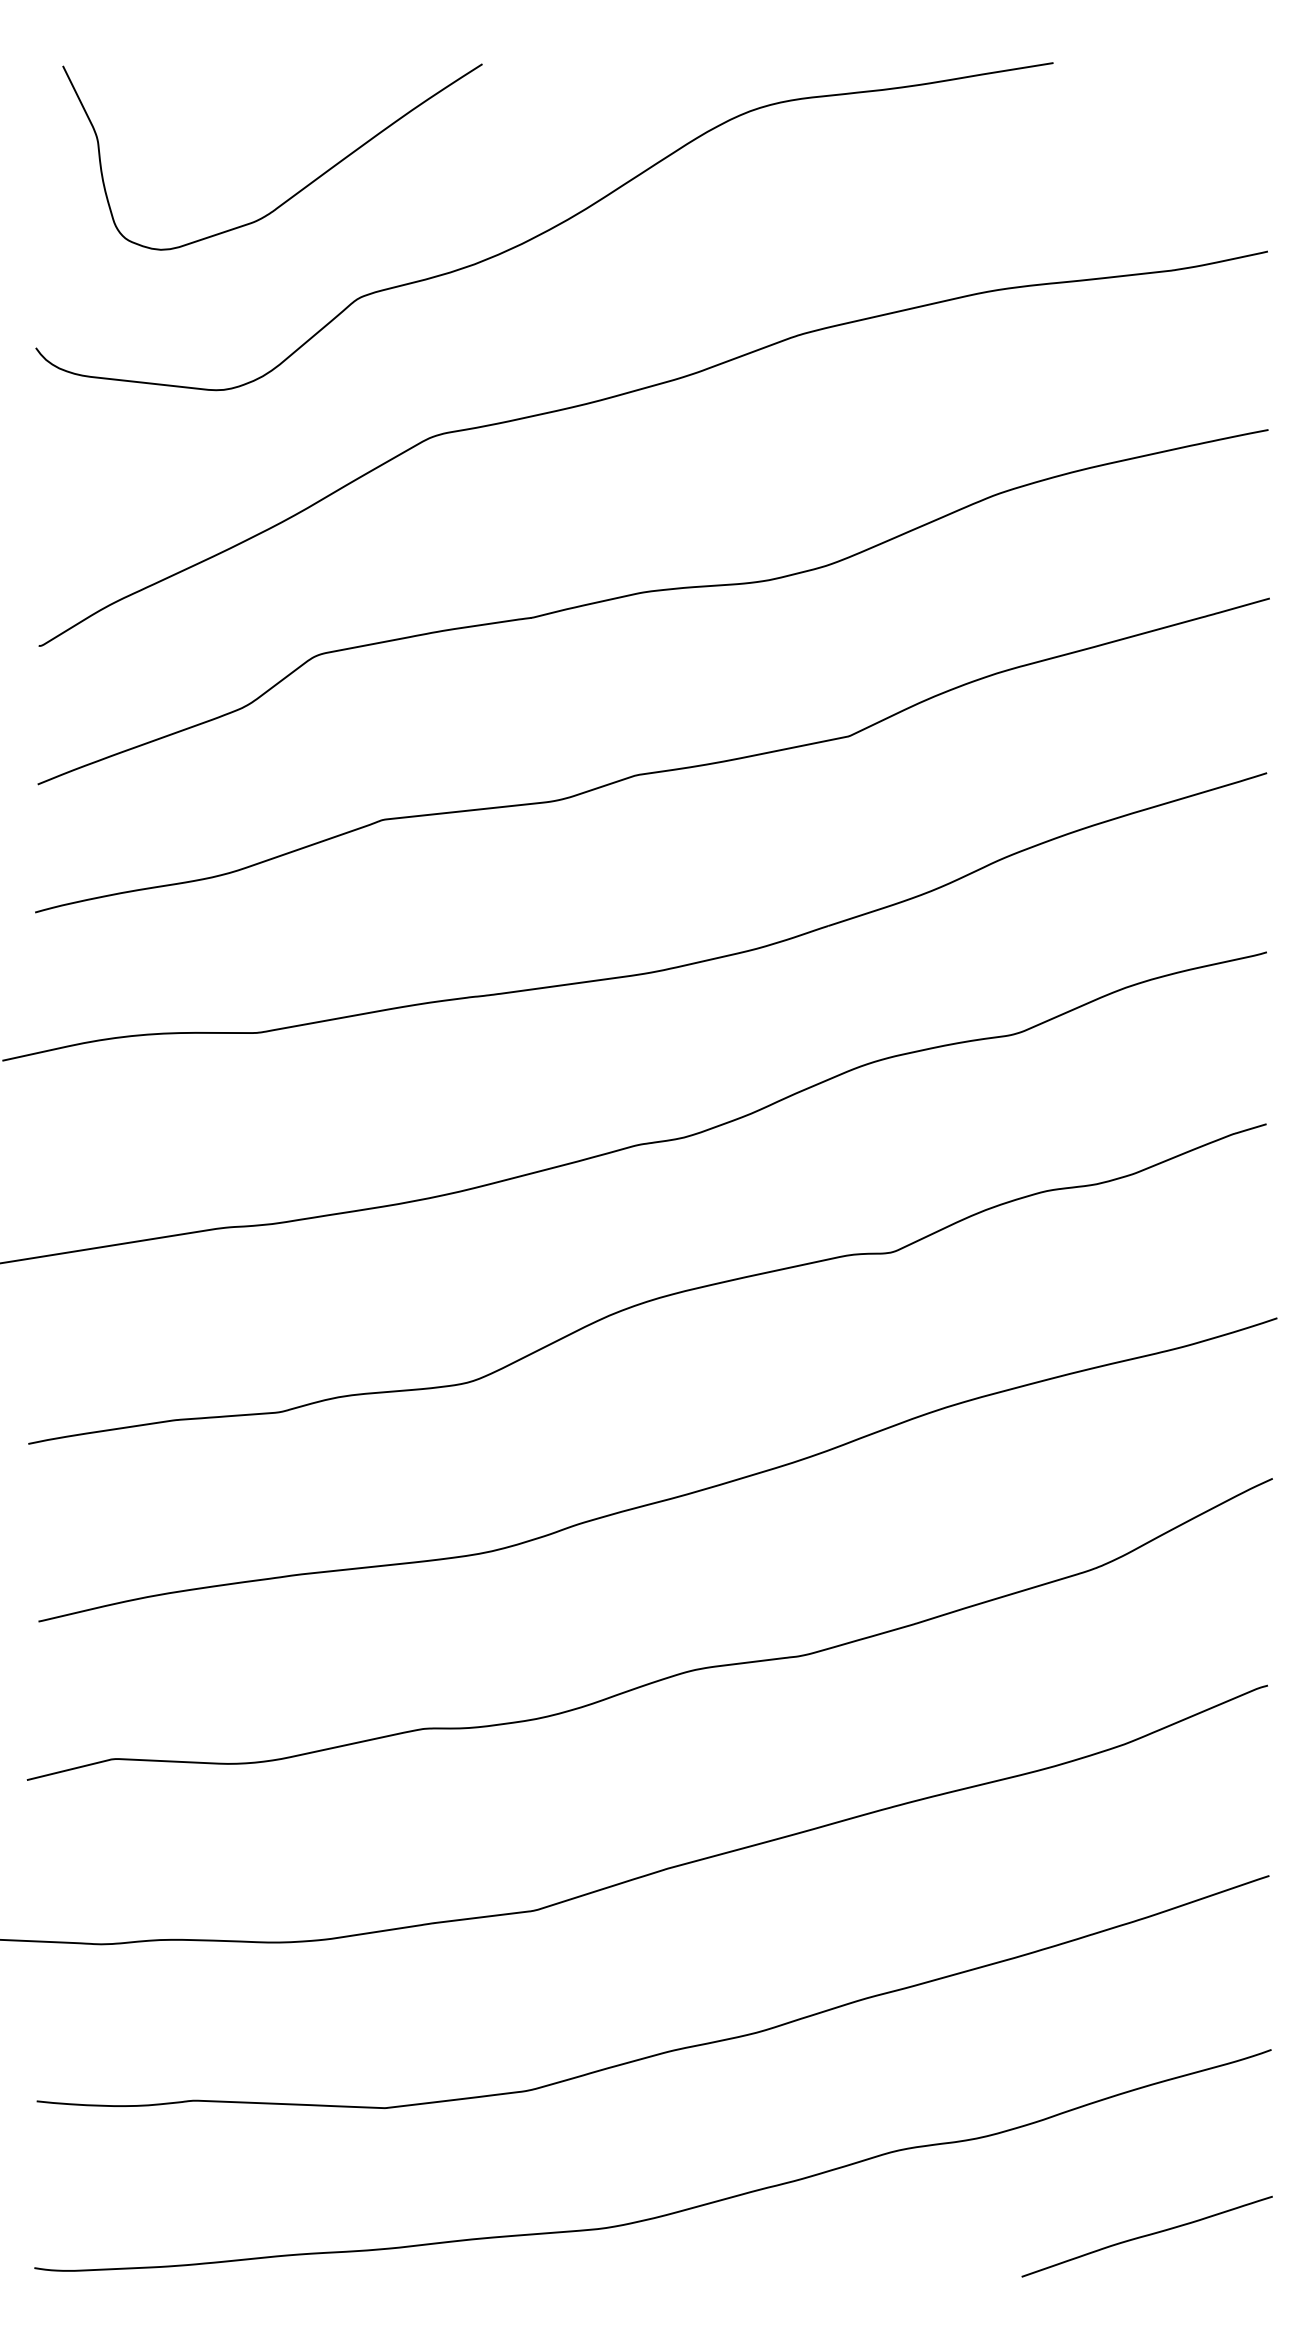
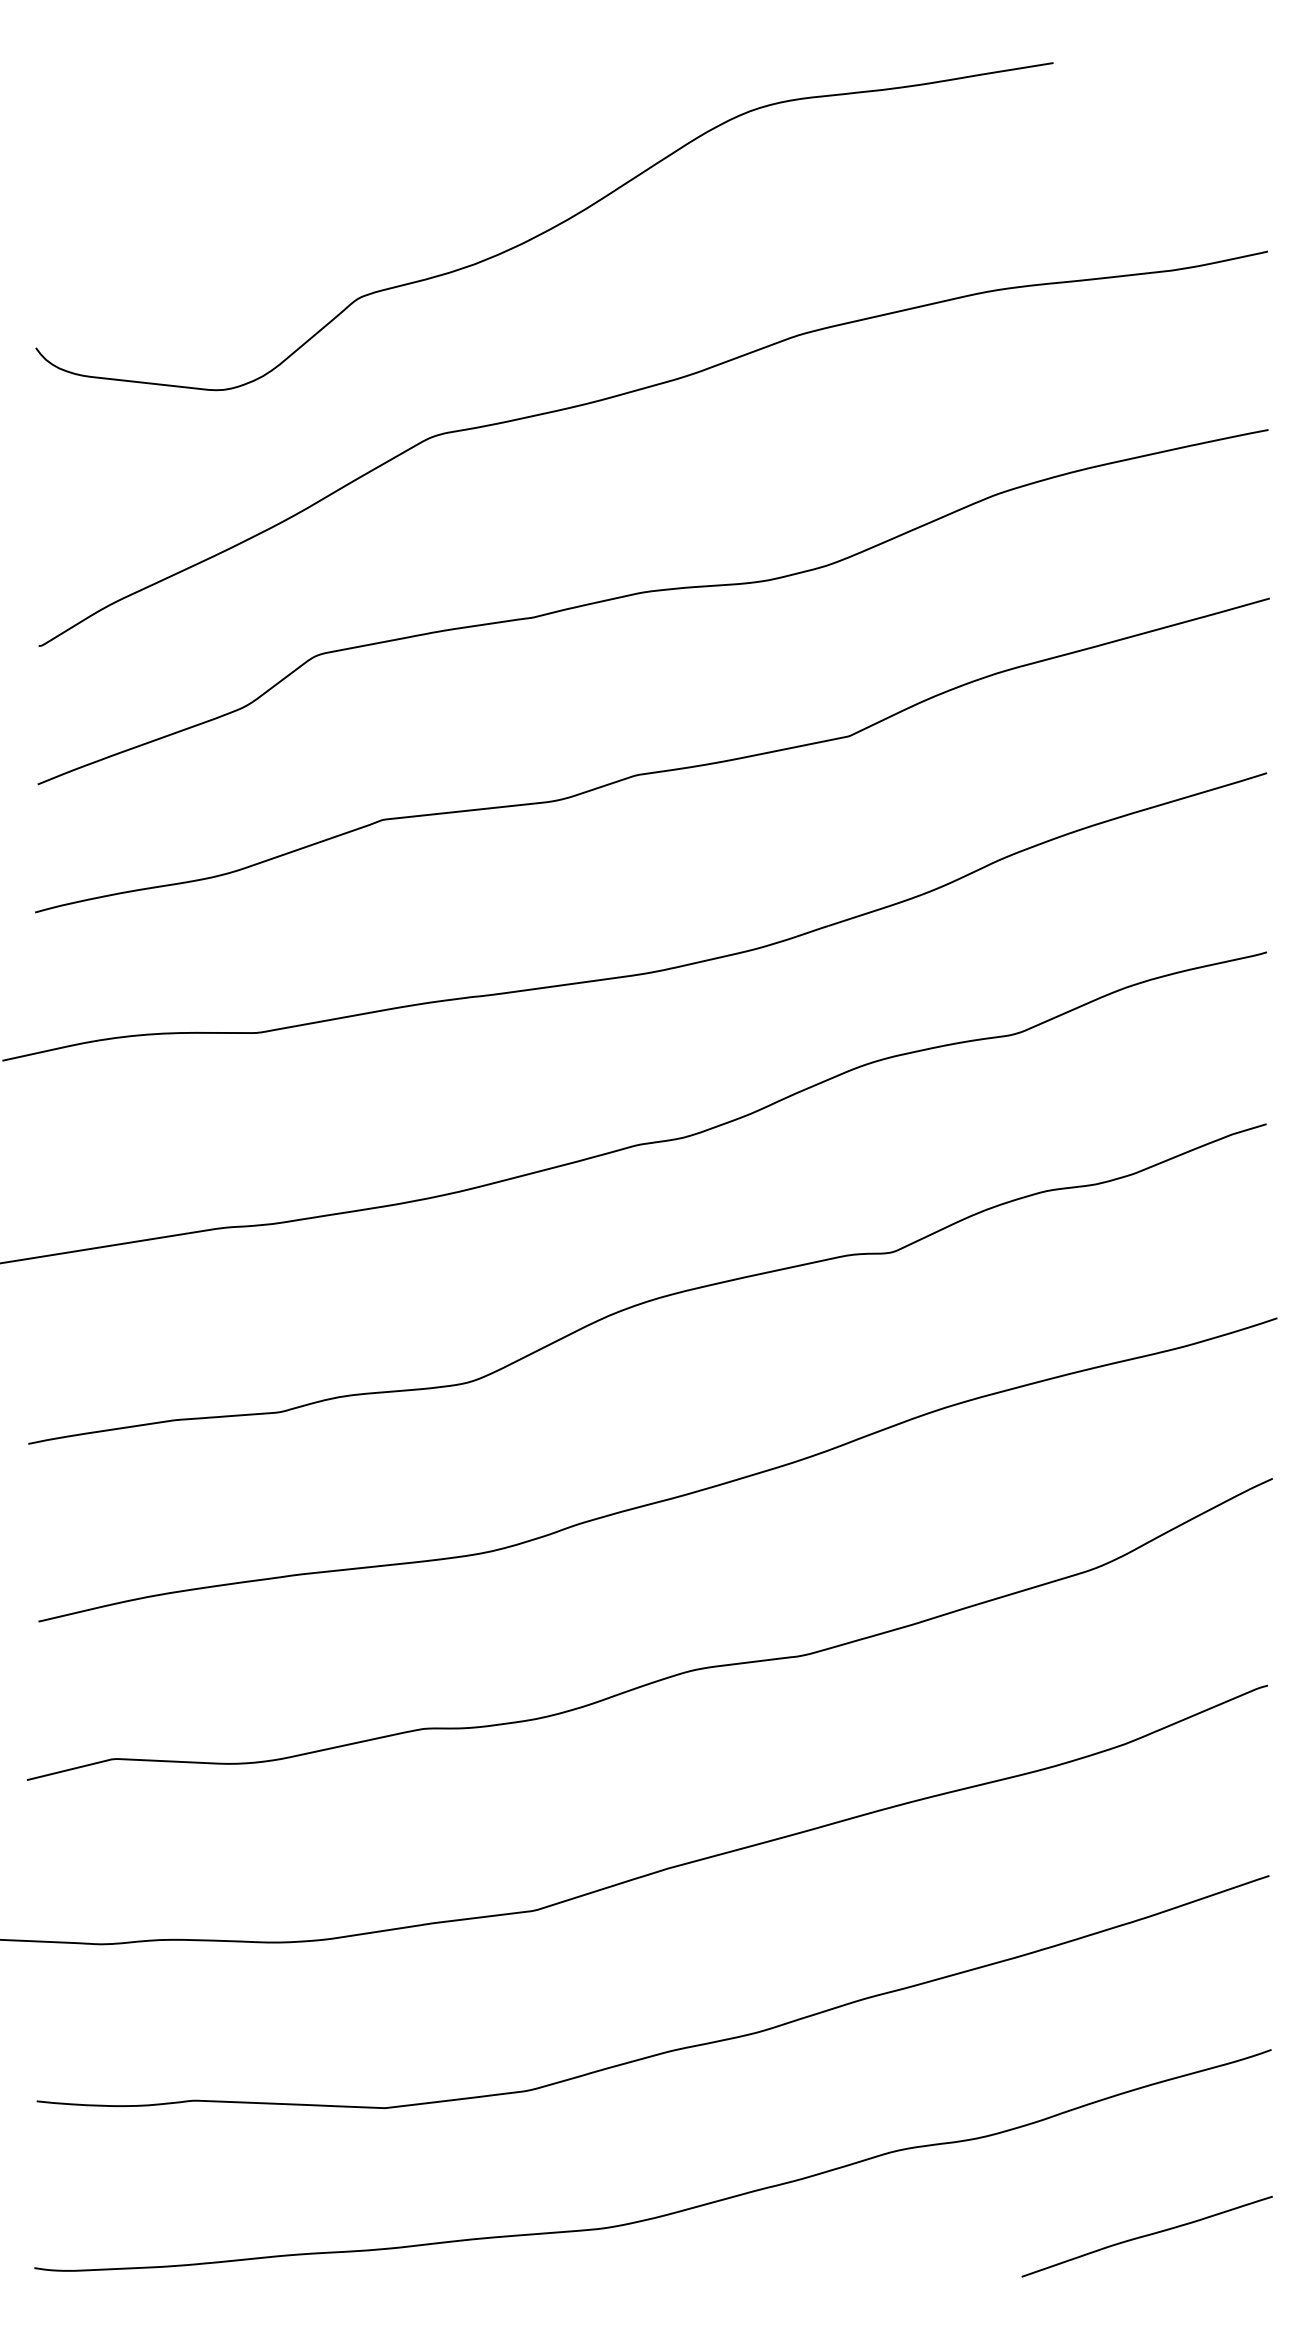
curve: present -> none (296, 192)
